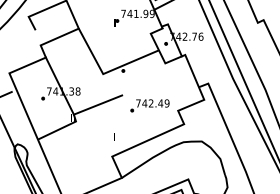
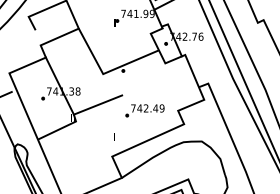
part position: (149, 105) -> (144, 110) (144, 110)
